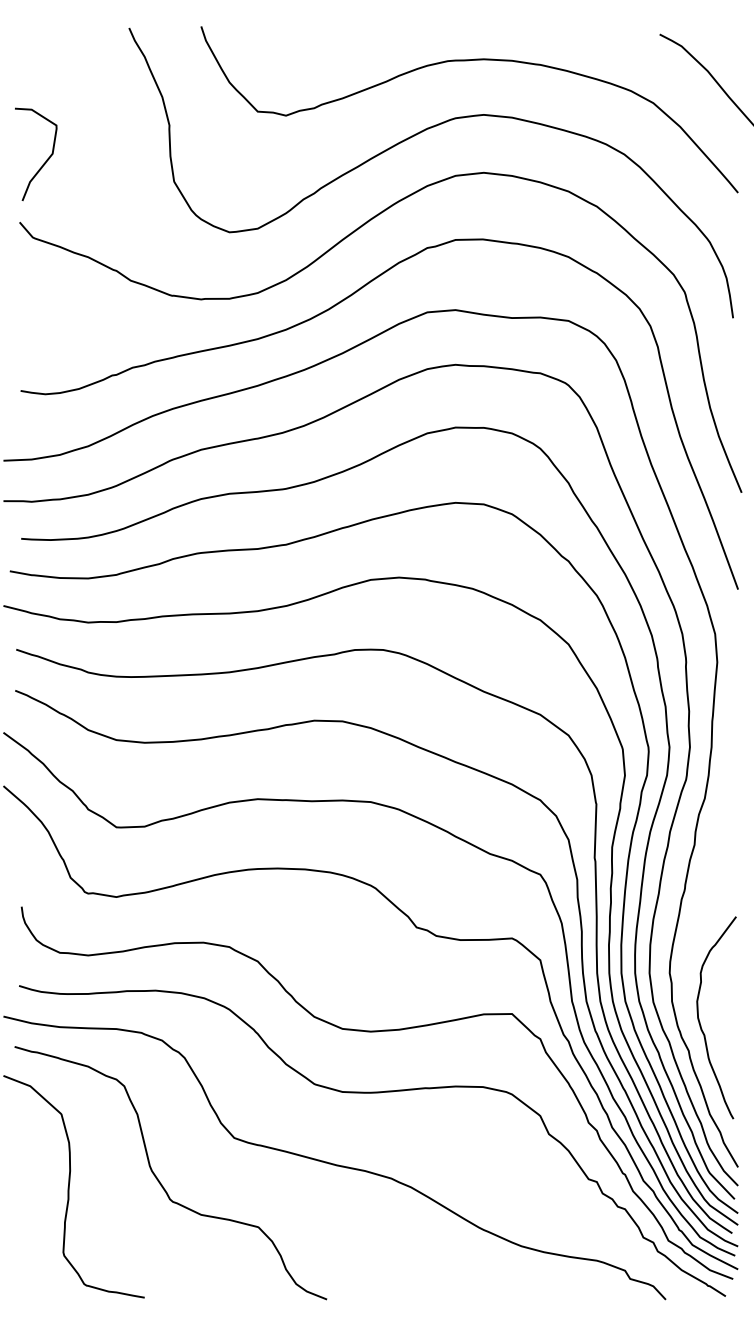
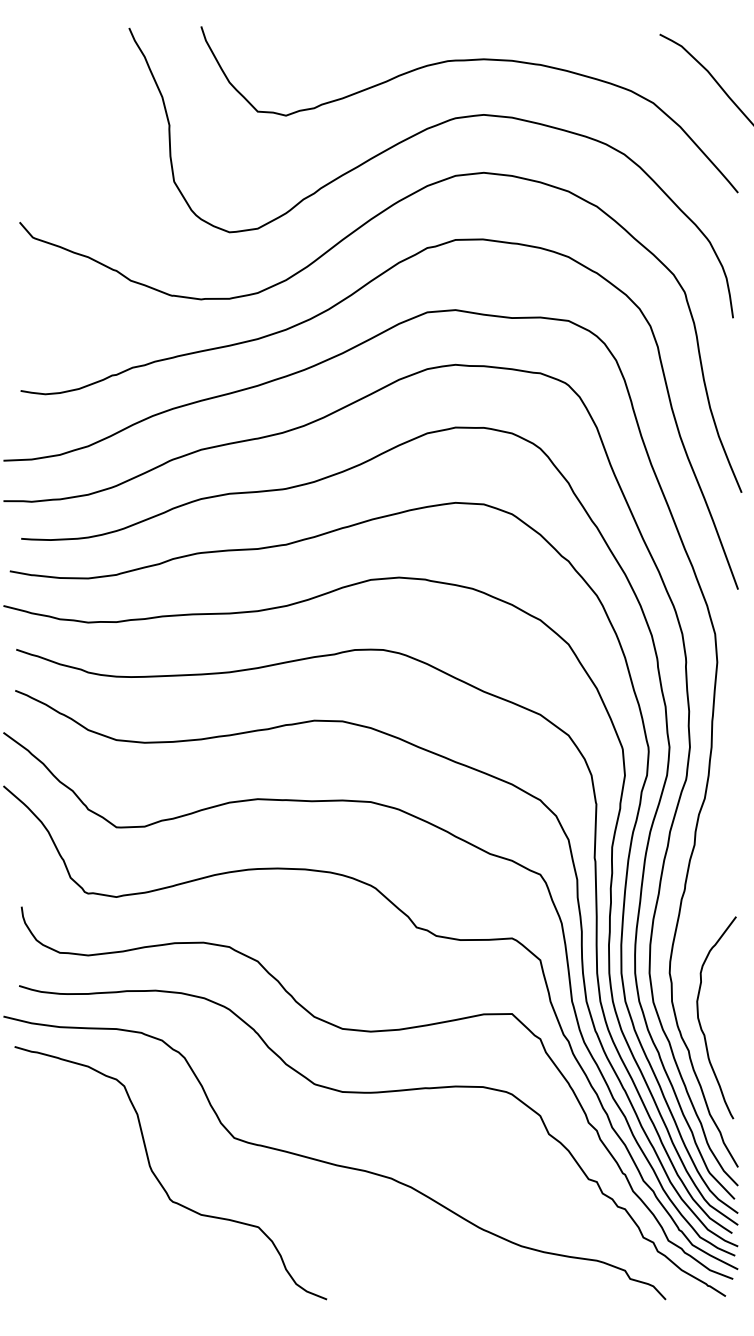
curve: present -> none (46, 159)
curve: present -> none (69, 1186)
